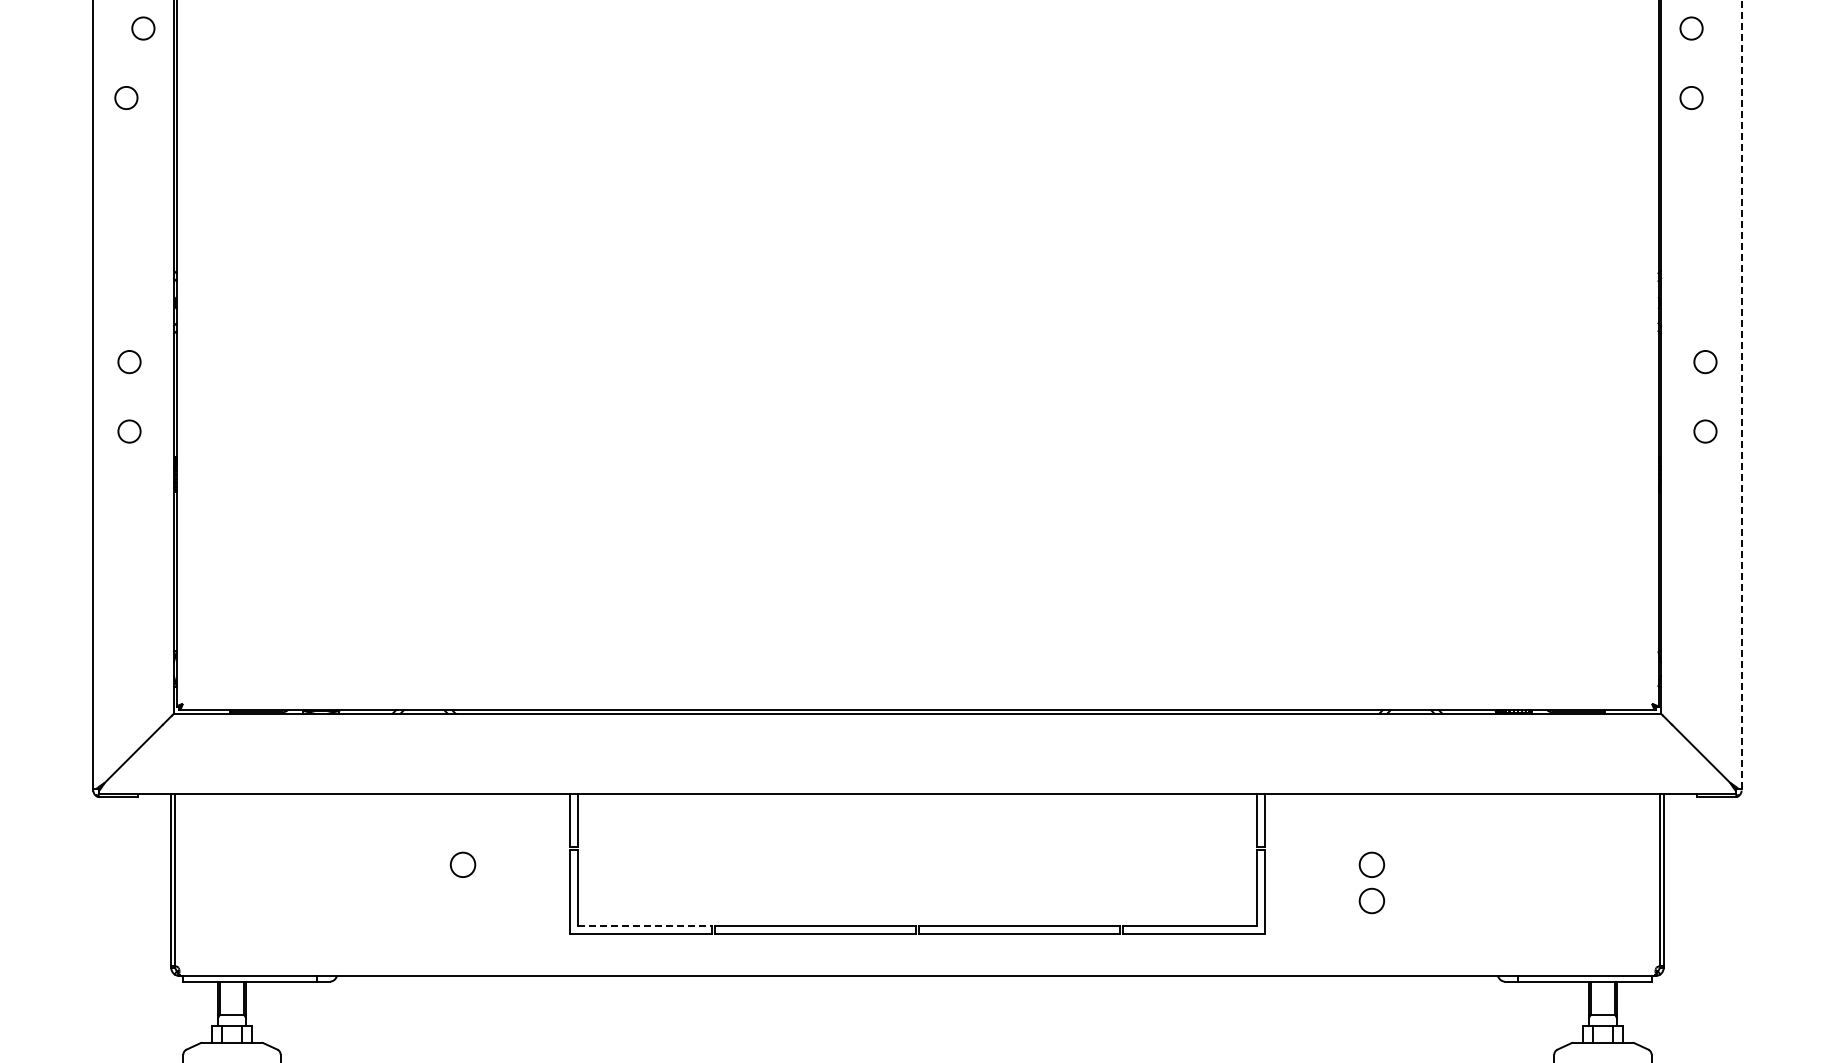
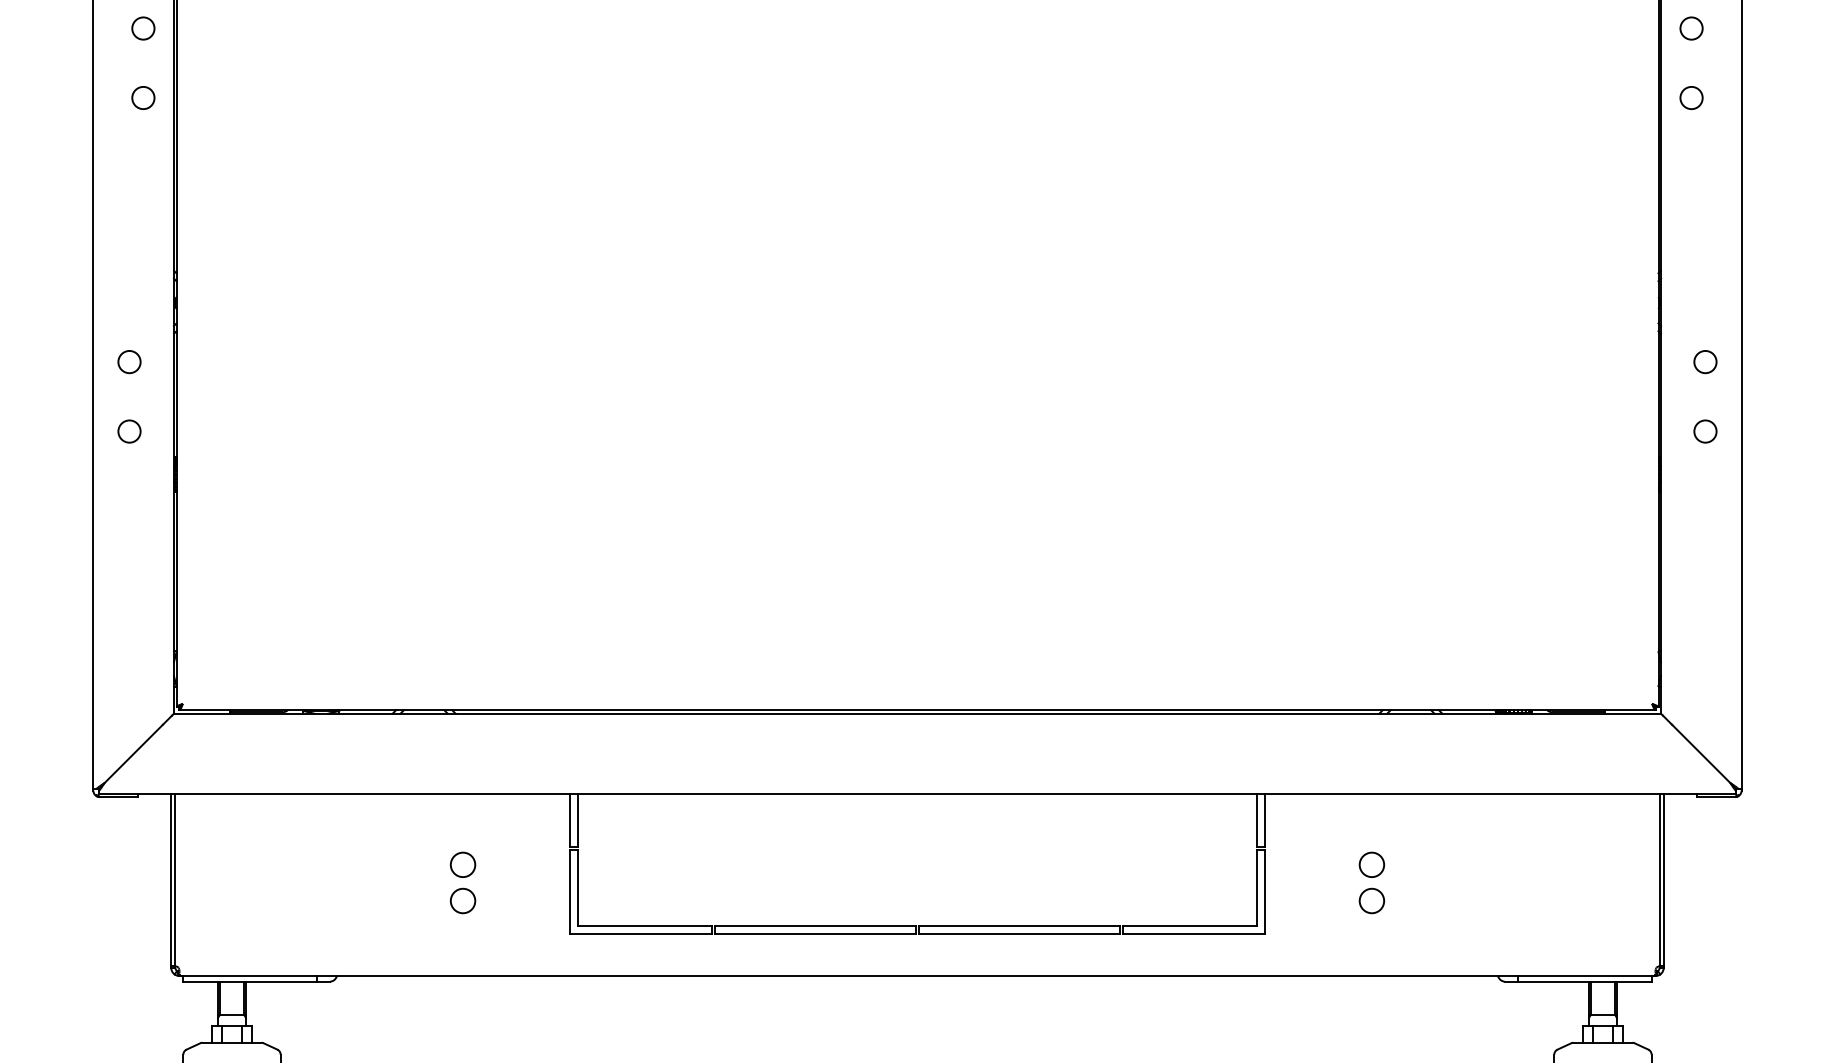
circle position: (126, 97) -> (143, 97) (143, 97)
line: dashed -> solid (1741, 395)
circle: none -> present (463, 900)
line: dashed -> solid (645, 926)
